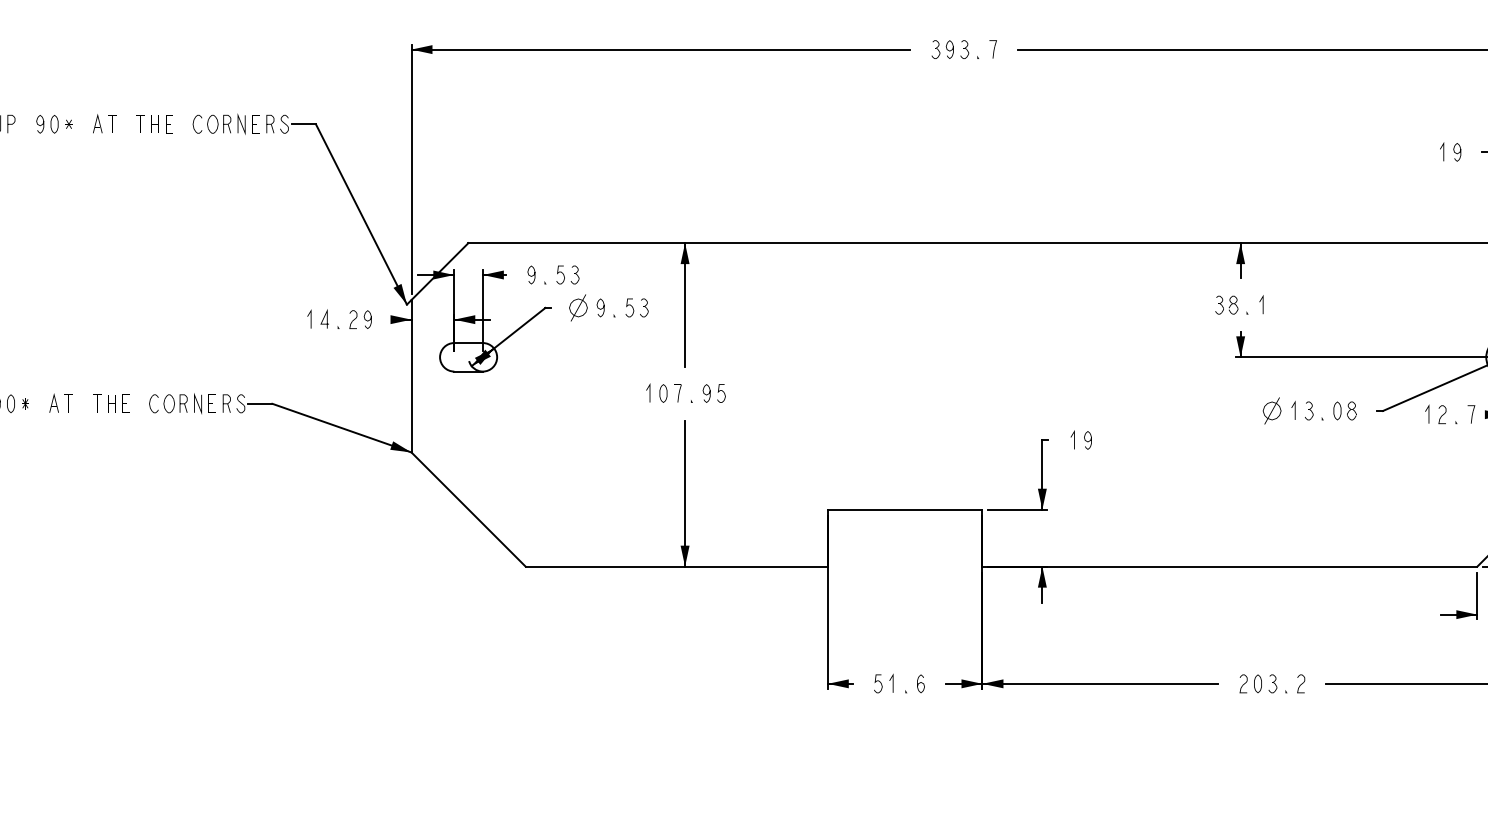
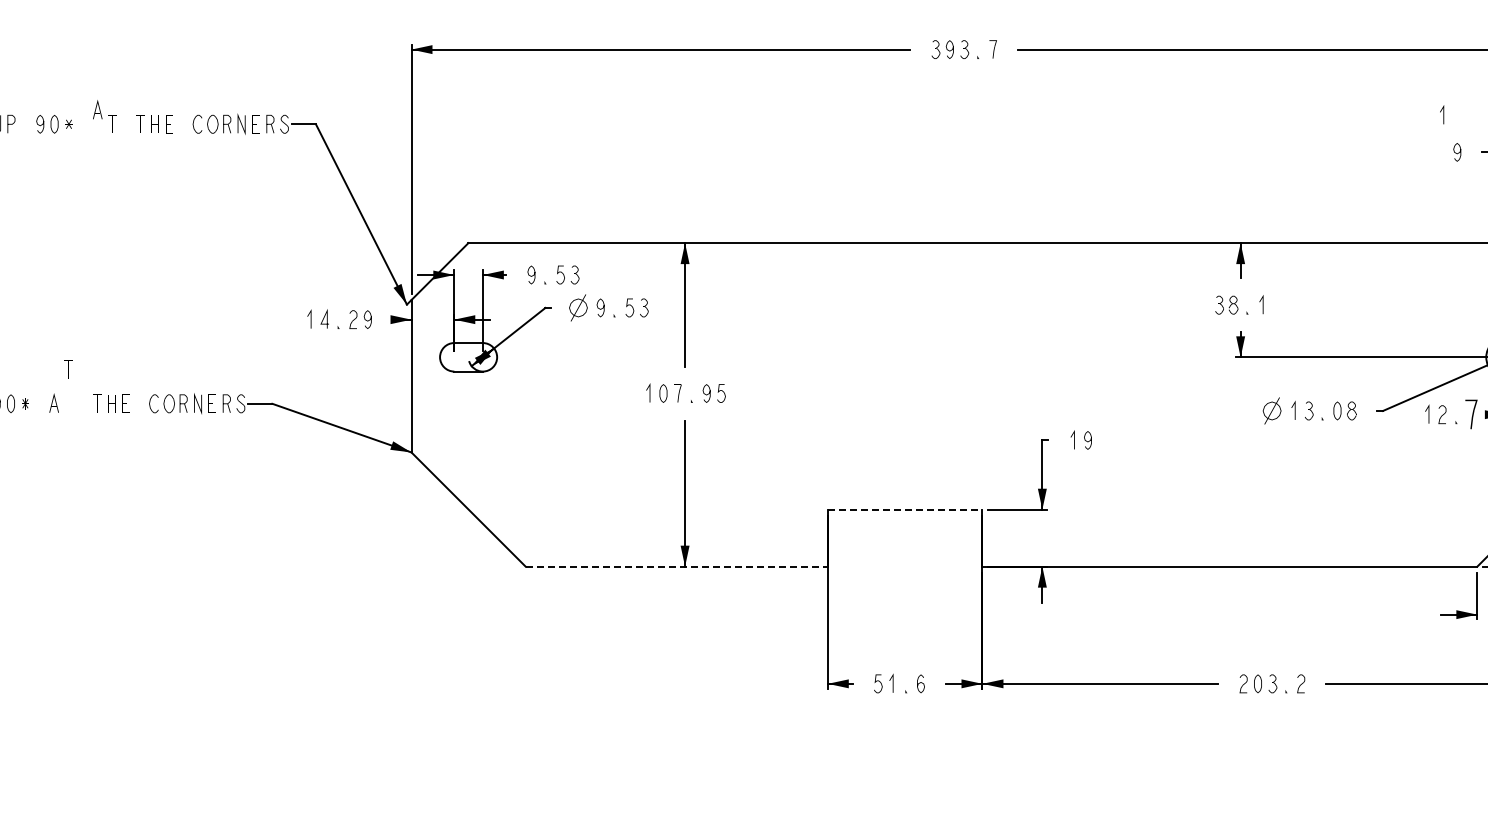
part position: (97, 123) -> (97, 109) (97, 109)
line position: (1443, 151) -> (1443, 114) (1443, 114)
part position: (68, 403) -> (68, 369) (68, 369)
part size: 9x19 px -> 13x31 px (1471, 414)
line: solid -> dashed (905, 509)
line: solid -> dashed (677, 566)
